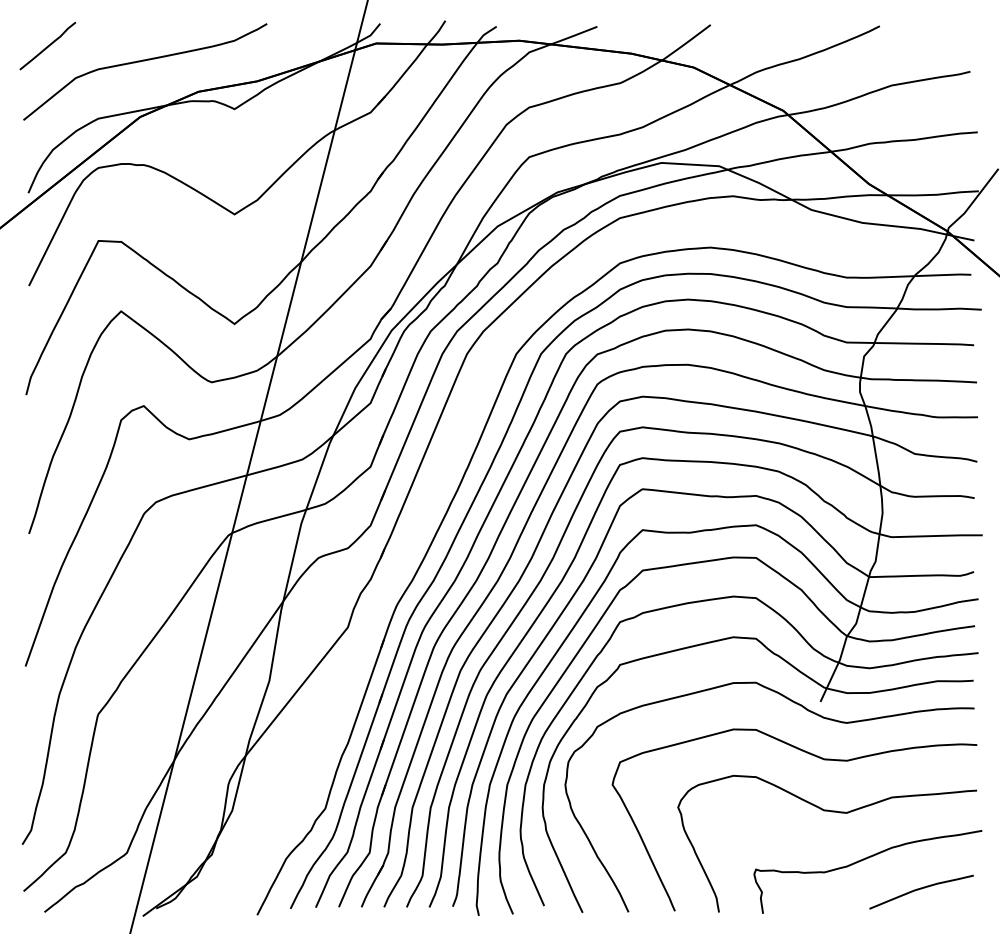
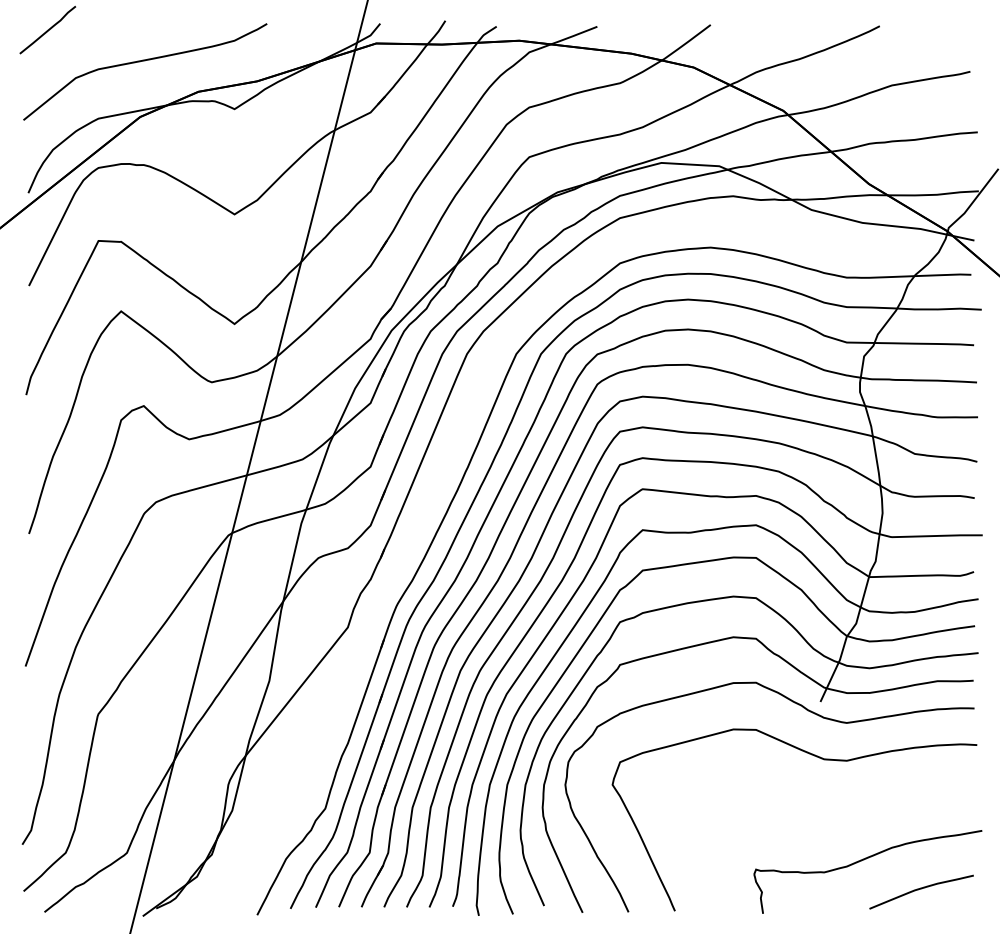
curve position: (47, 45) -> (47, 29) (47, 29)
curve: present -> none (831, 812)
